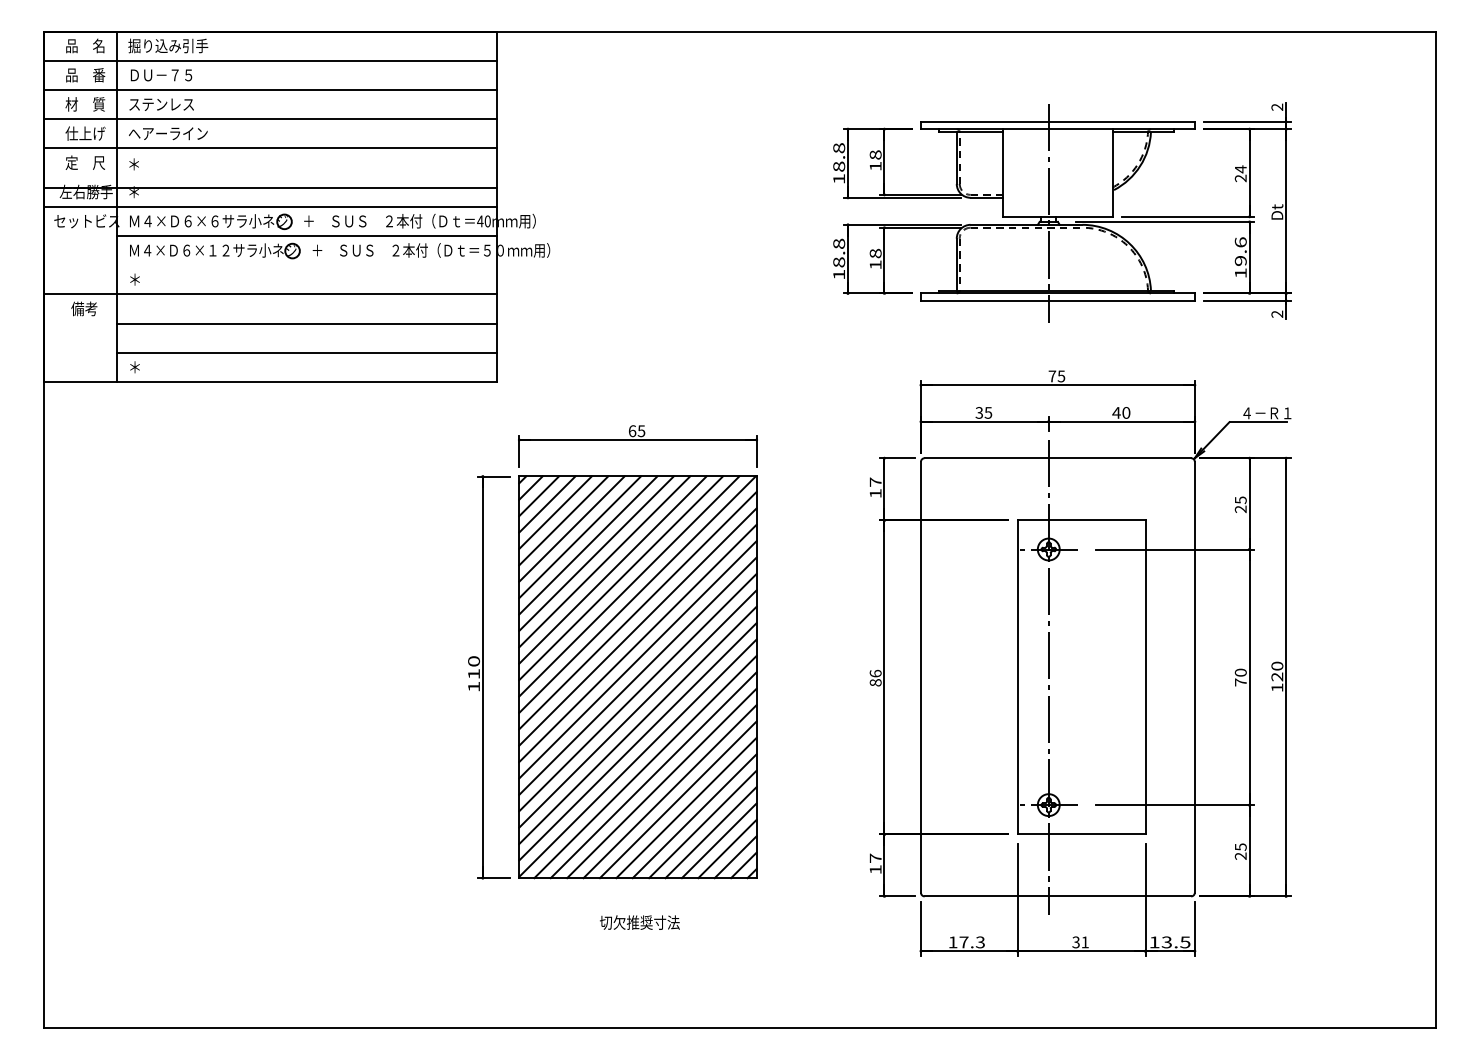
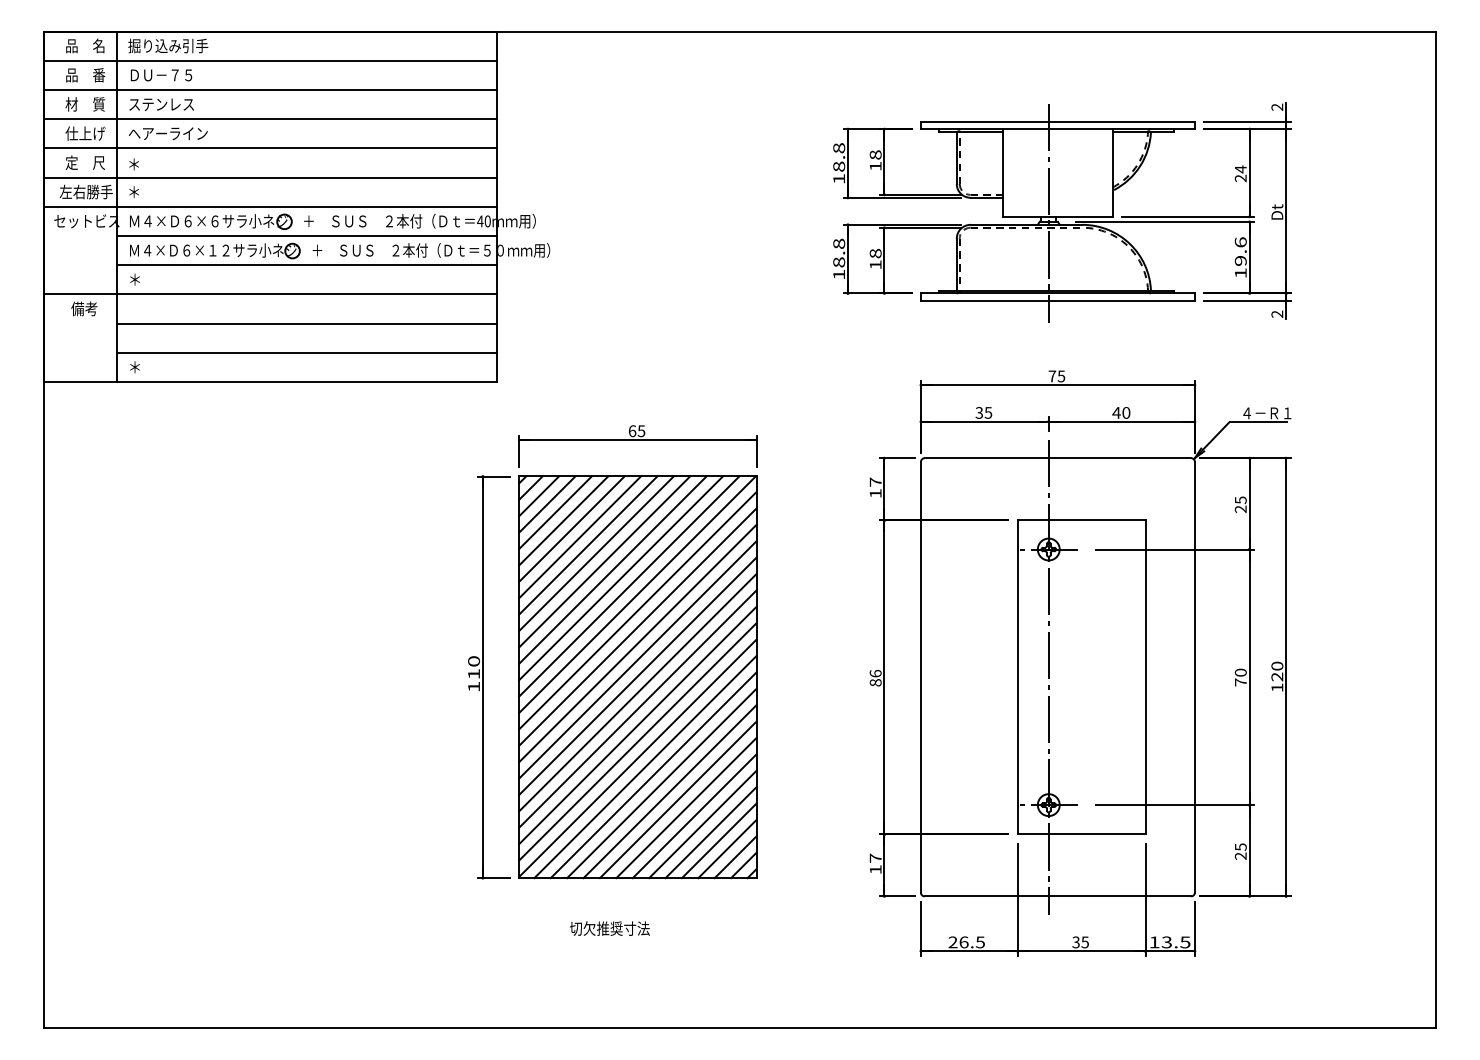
line position: (270, 187) -> (270, 177) (270, 177)
line: none -> present (307, 265)
text position: (639, 922) -> (609, 928) (609, 928)
text: 17.3 -> 26.5 (966, 942)
text: 31 -> 35 (1084, 942)
